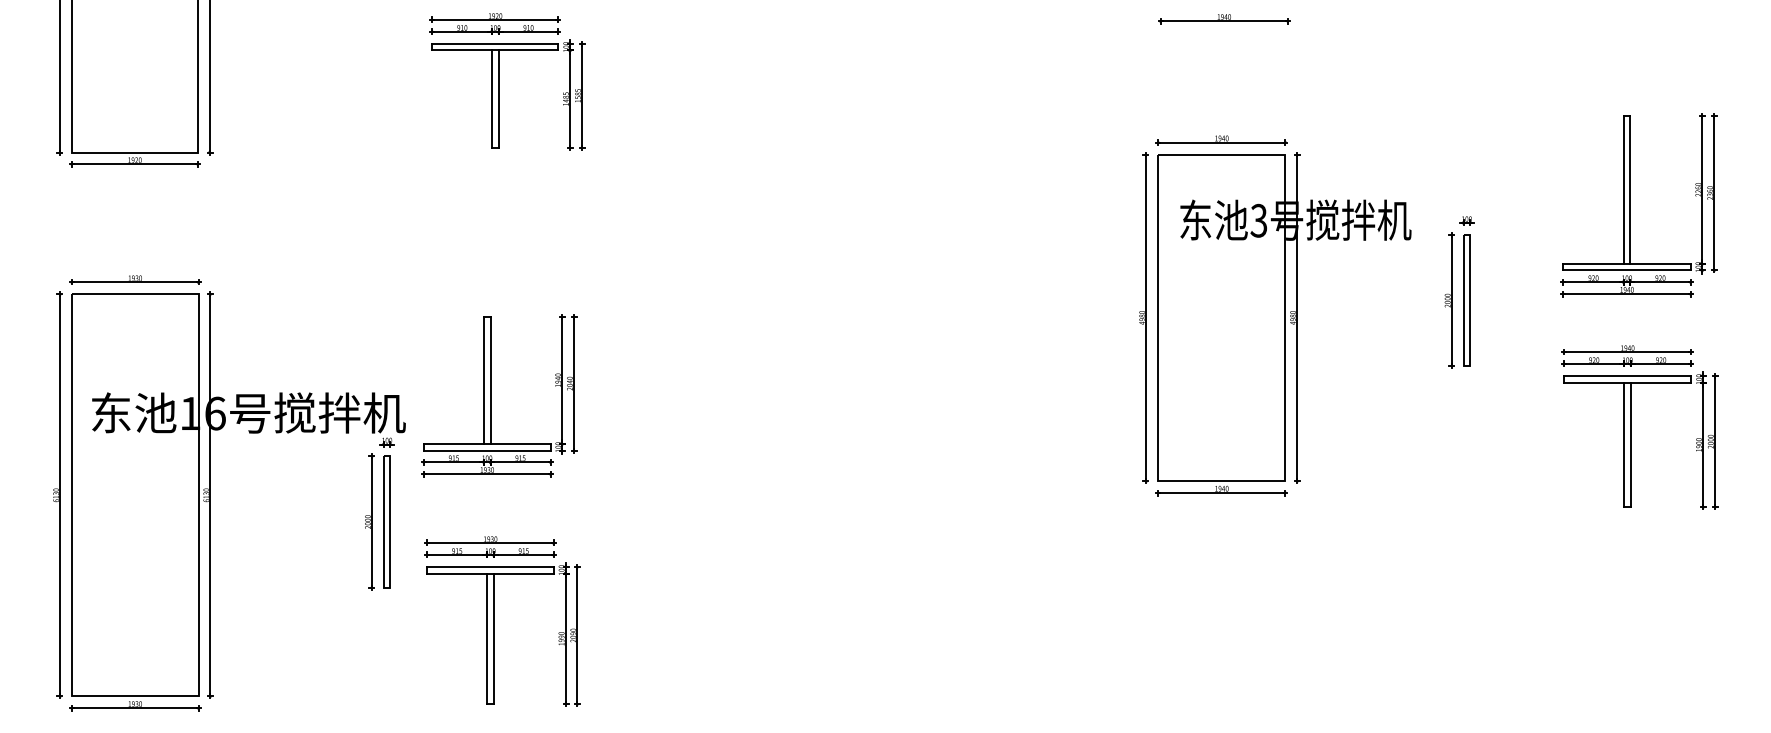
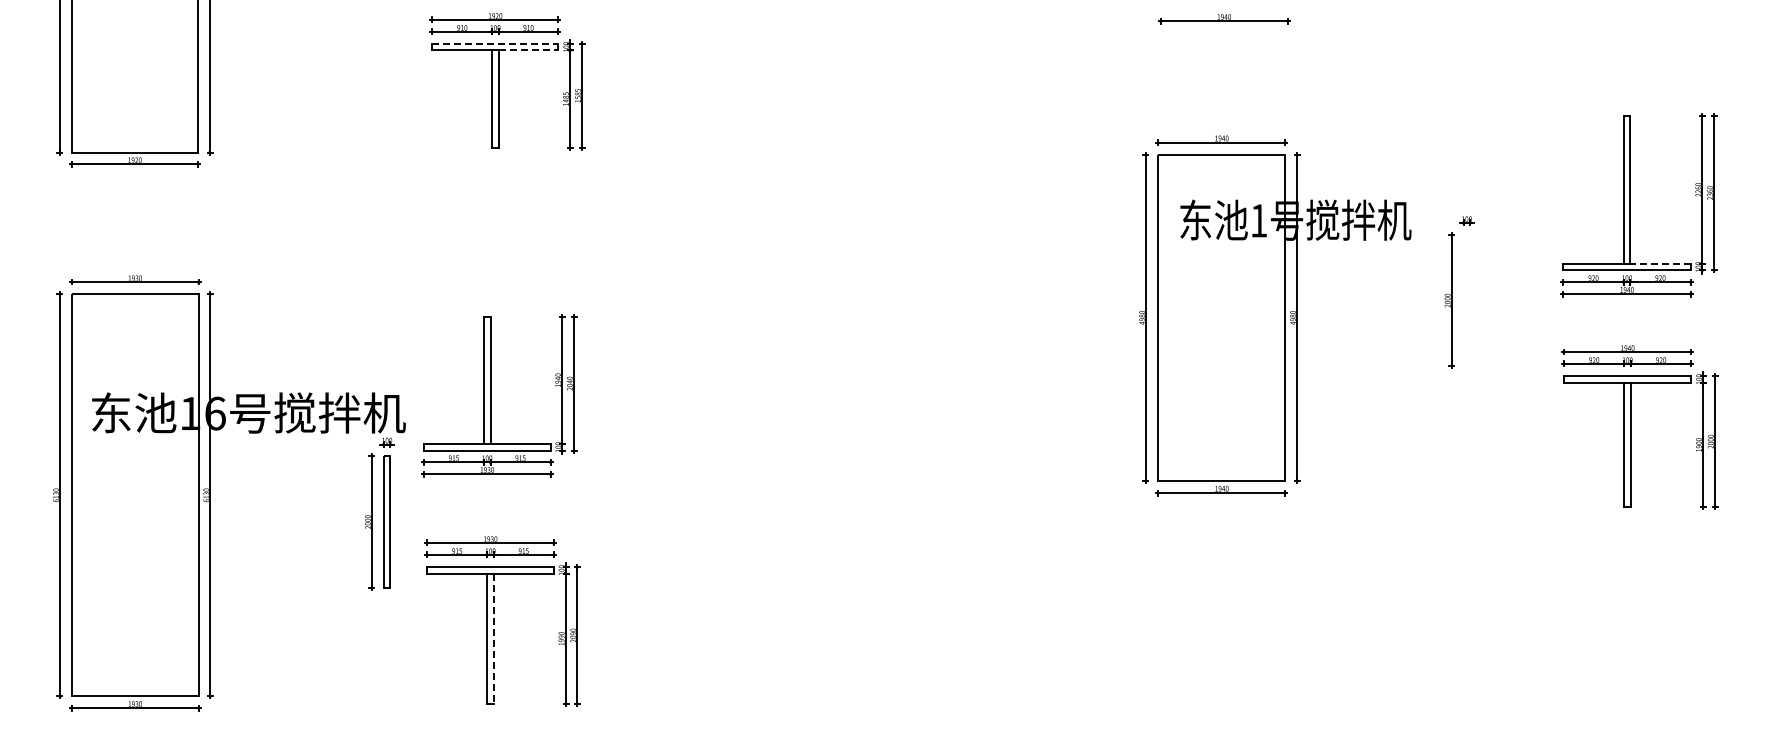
line: solid -> dashed (495, 43)
line: solid -> dashed (528, 50)
text: 3 -> 1 (1258, 220)
line: solid -> dashed (1659, 263)
part: present -> none (1466, 300)
line: solid -> dashed (493, 639)
